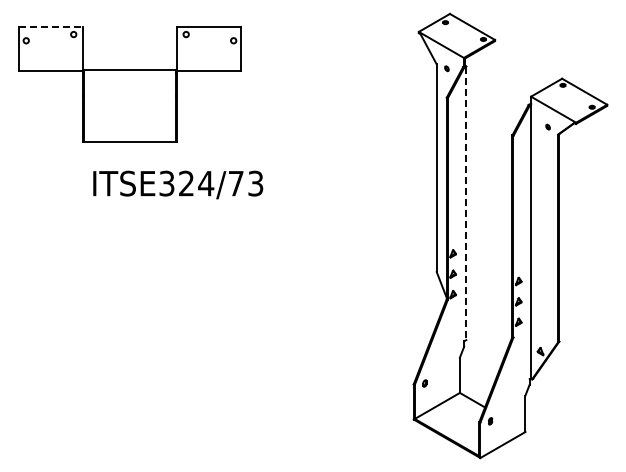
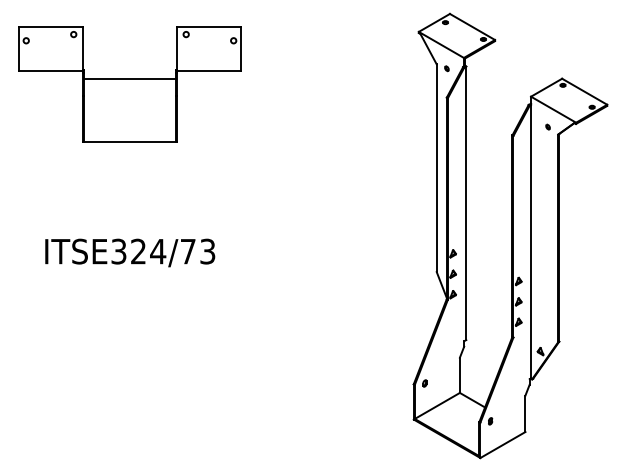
line: dashed -> solid (50, 27)
line position: (129, 69) -> (129, 78) (129, 78)
text position: (178, 184) -> (130, 252) (130, 252)
line: dashed -> solid (466, 203)
